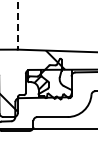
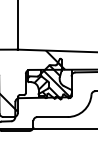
line: dashed -> solid (17, 25)
hatch: none -> present (56, 80)
